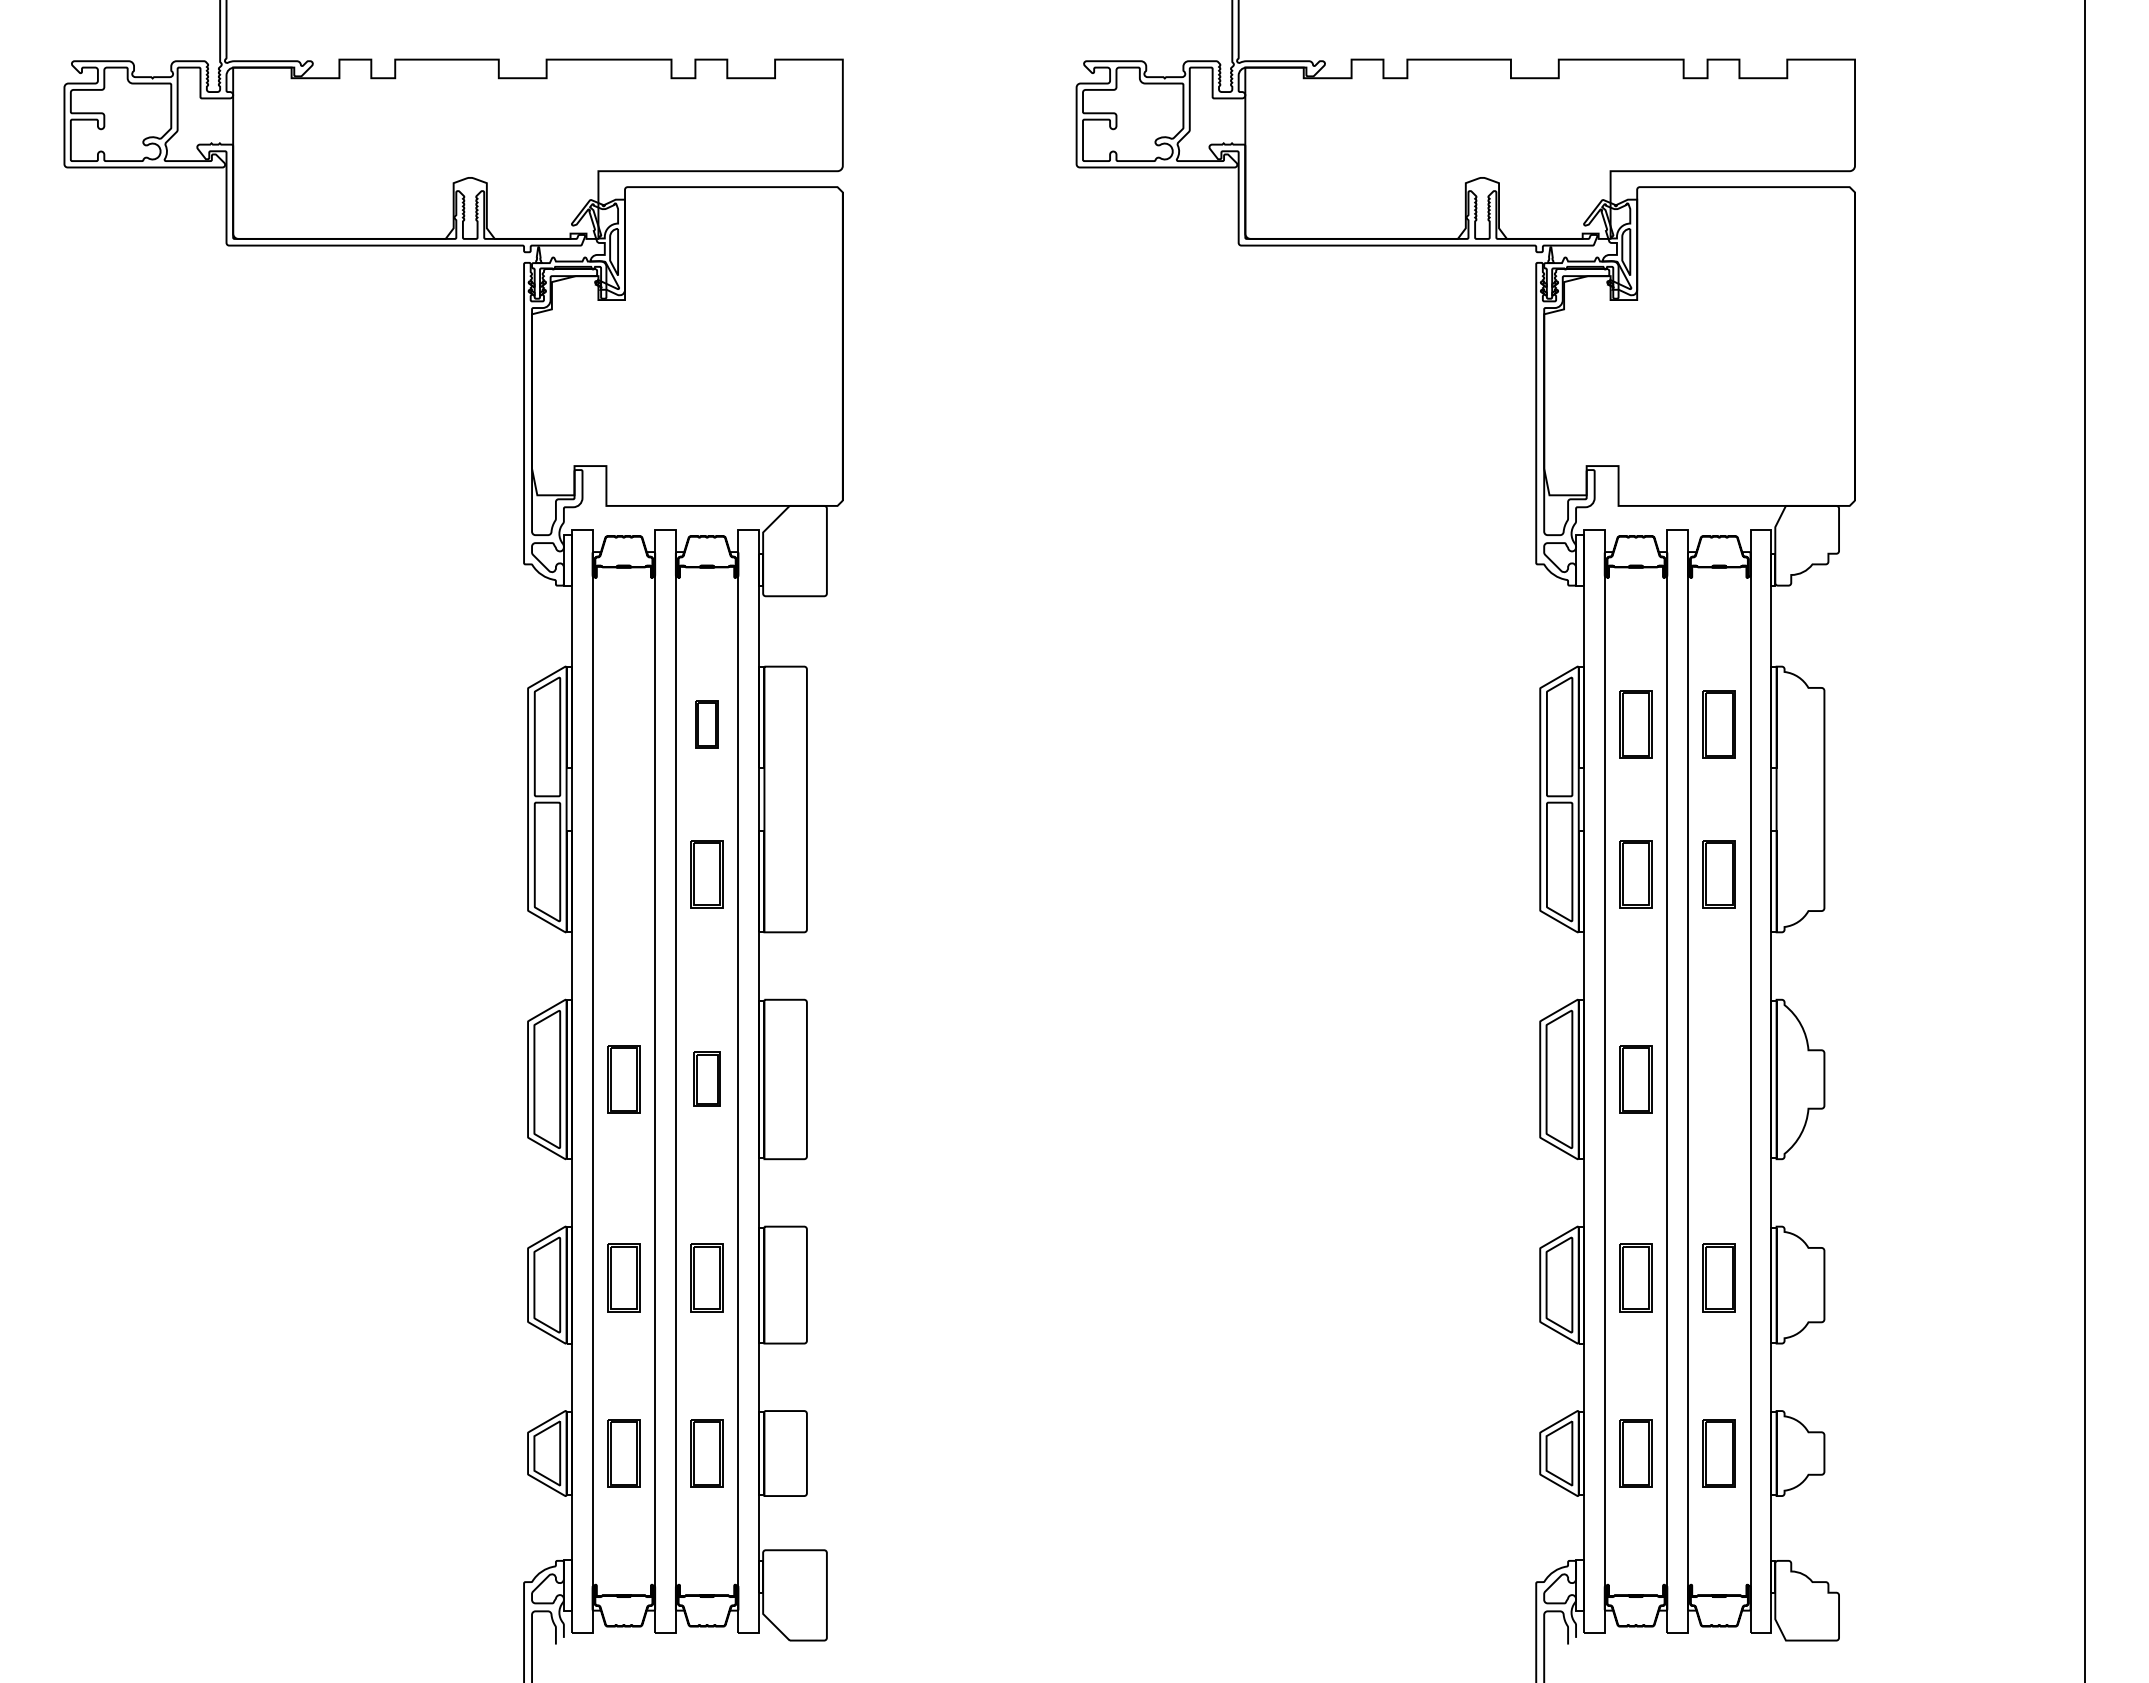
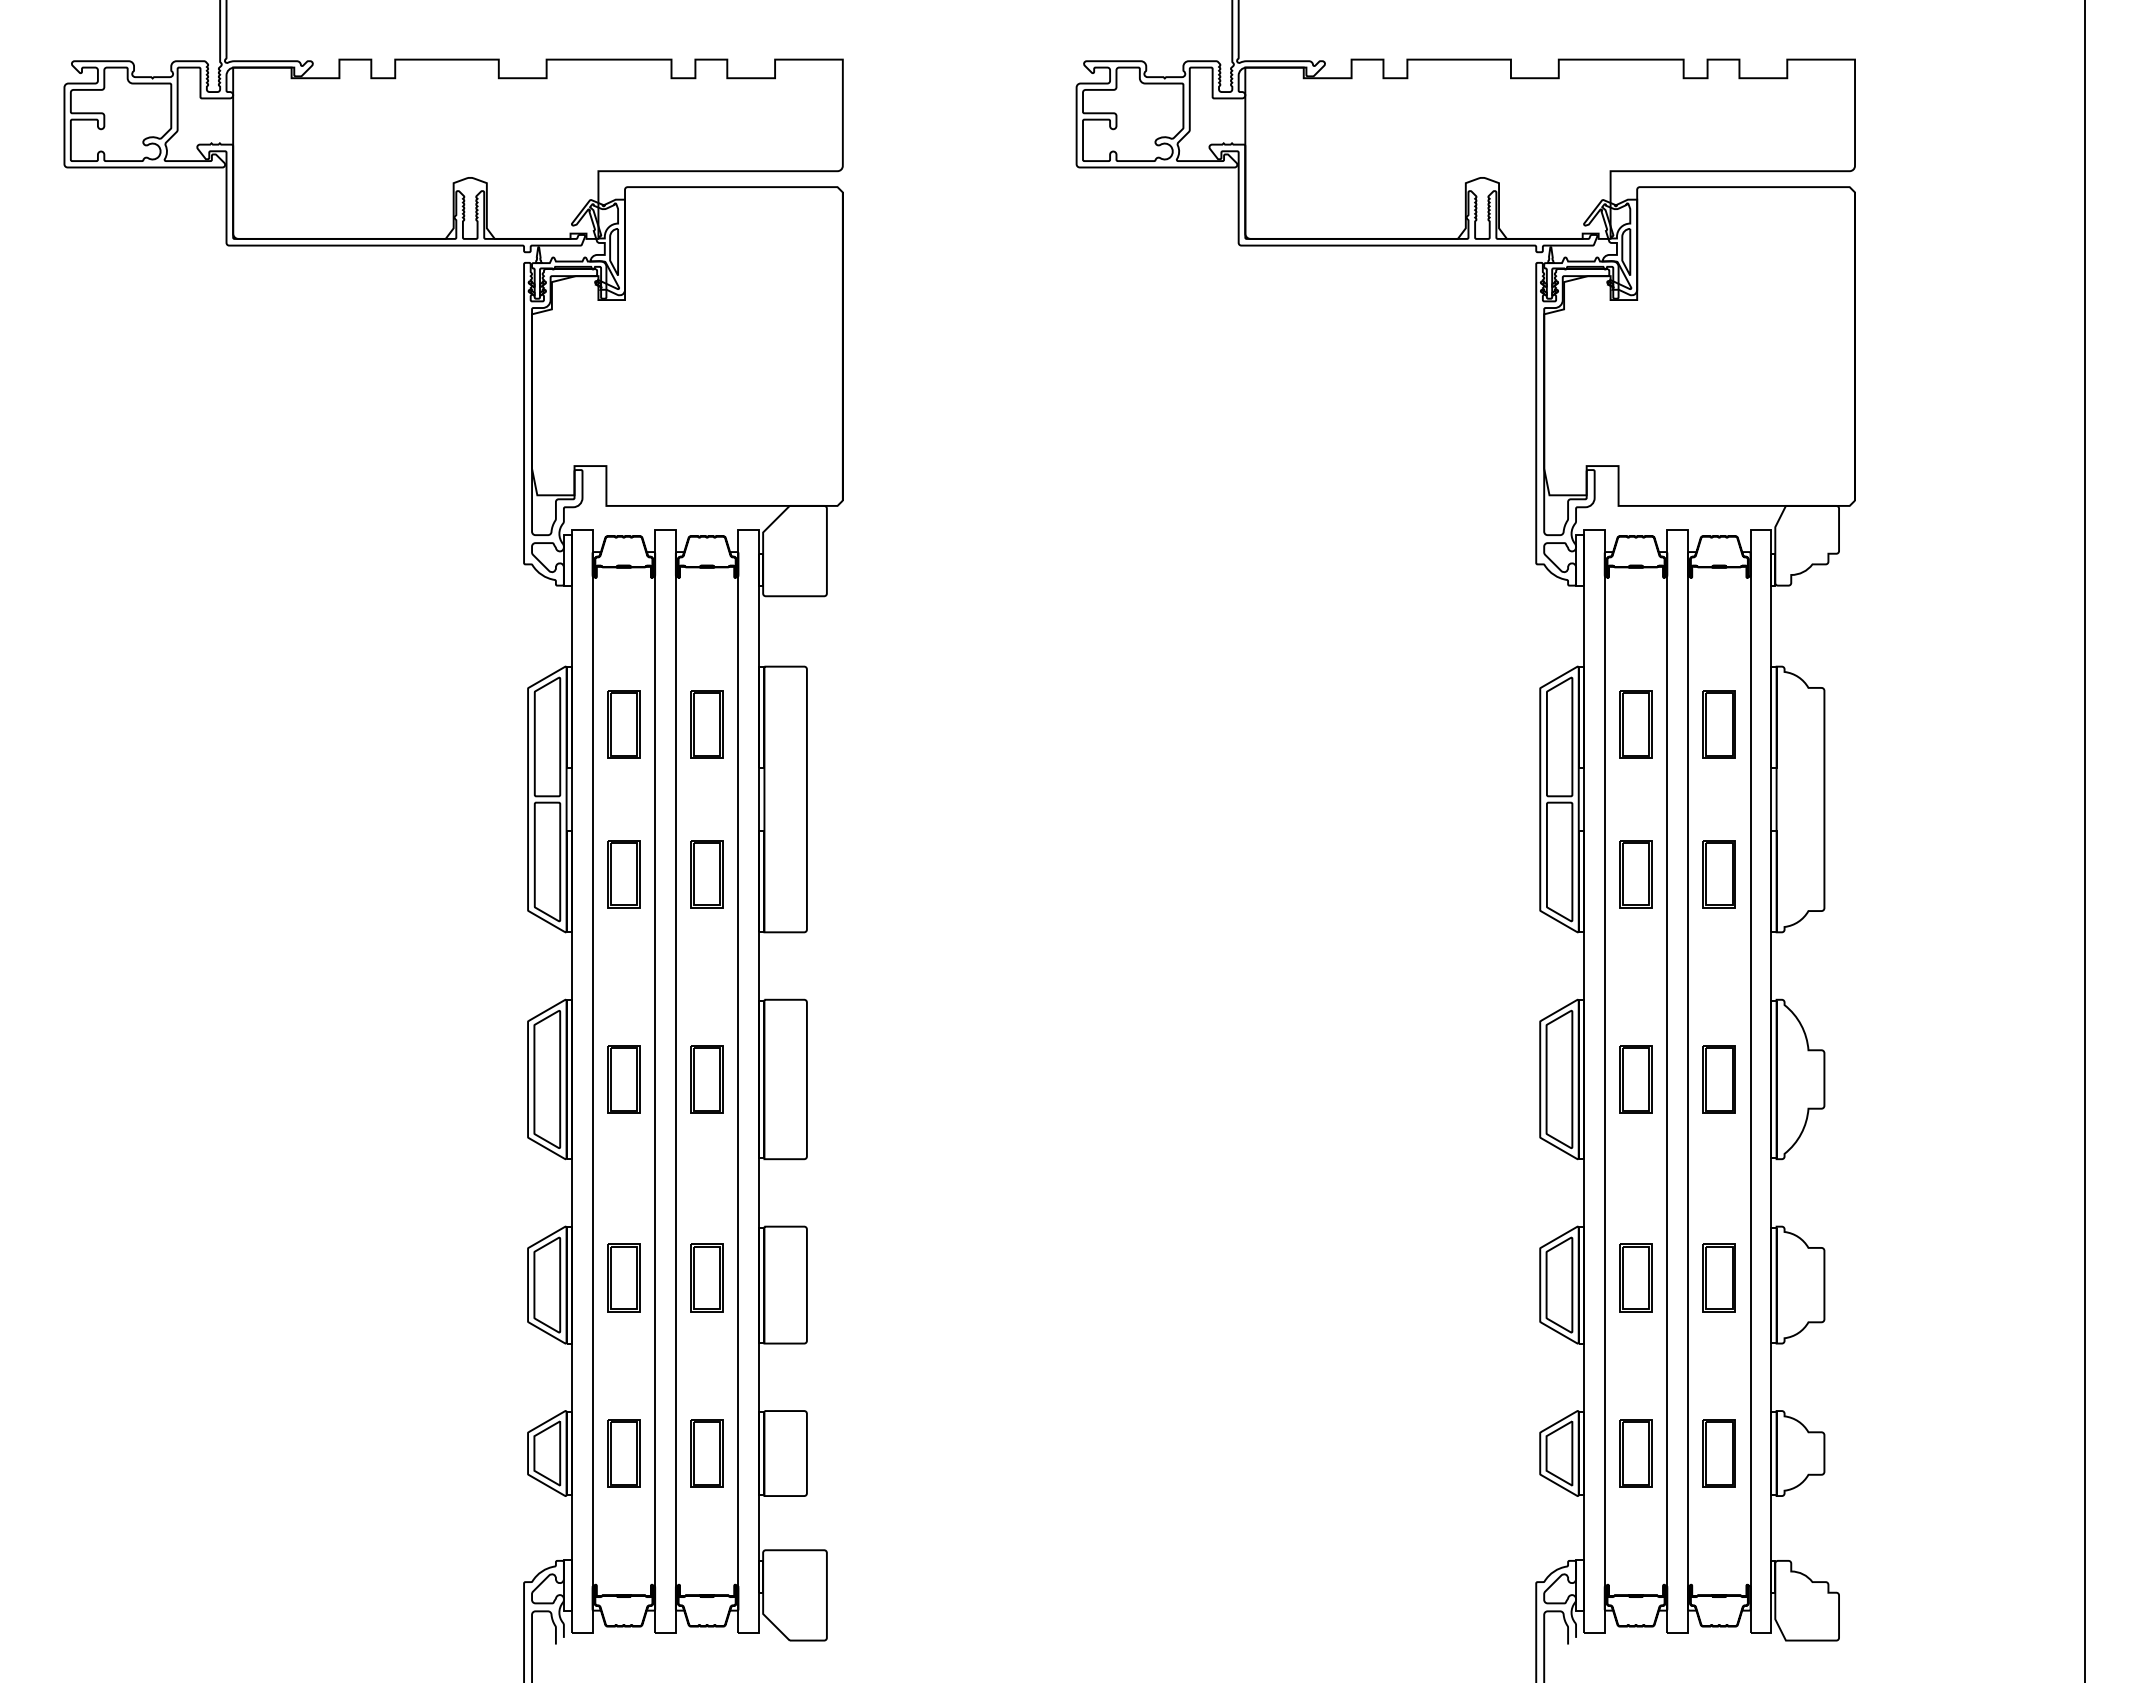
part: none -> present (623, 724)
part size: 24x49 px -> 34x69 px (706, 724)
part: none -> present (623, 874)
part size: 28x56 px -> 34x69 px (706, 1079)
part: none -> present (1718, 1079)
